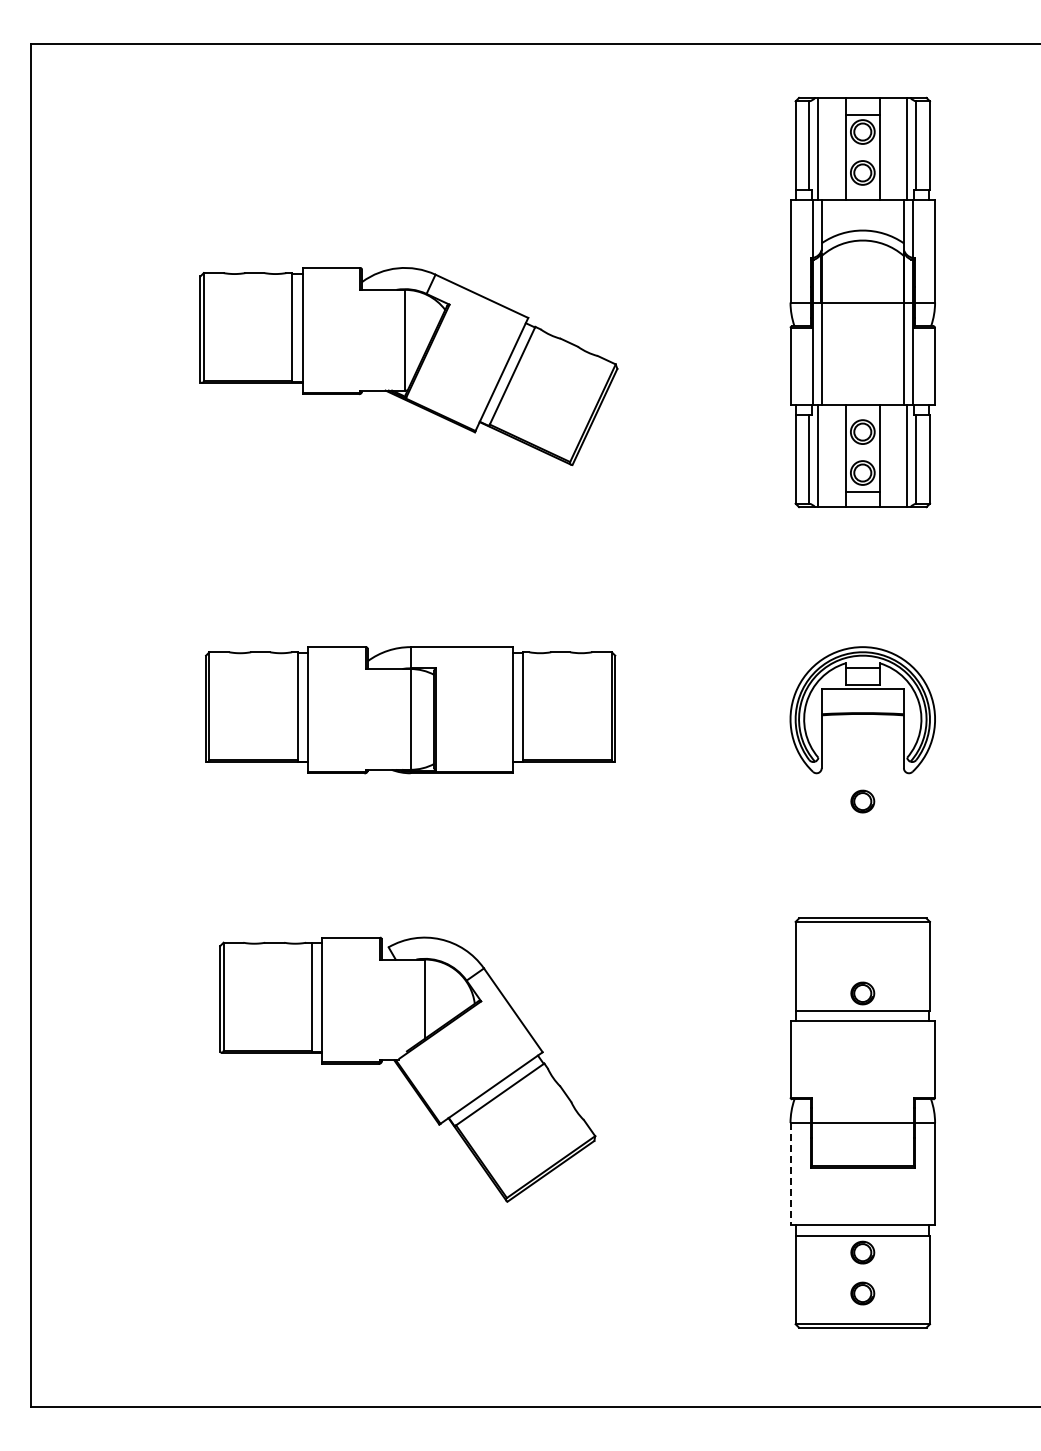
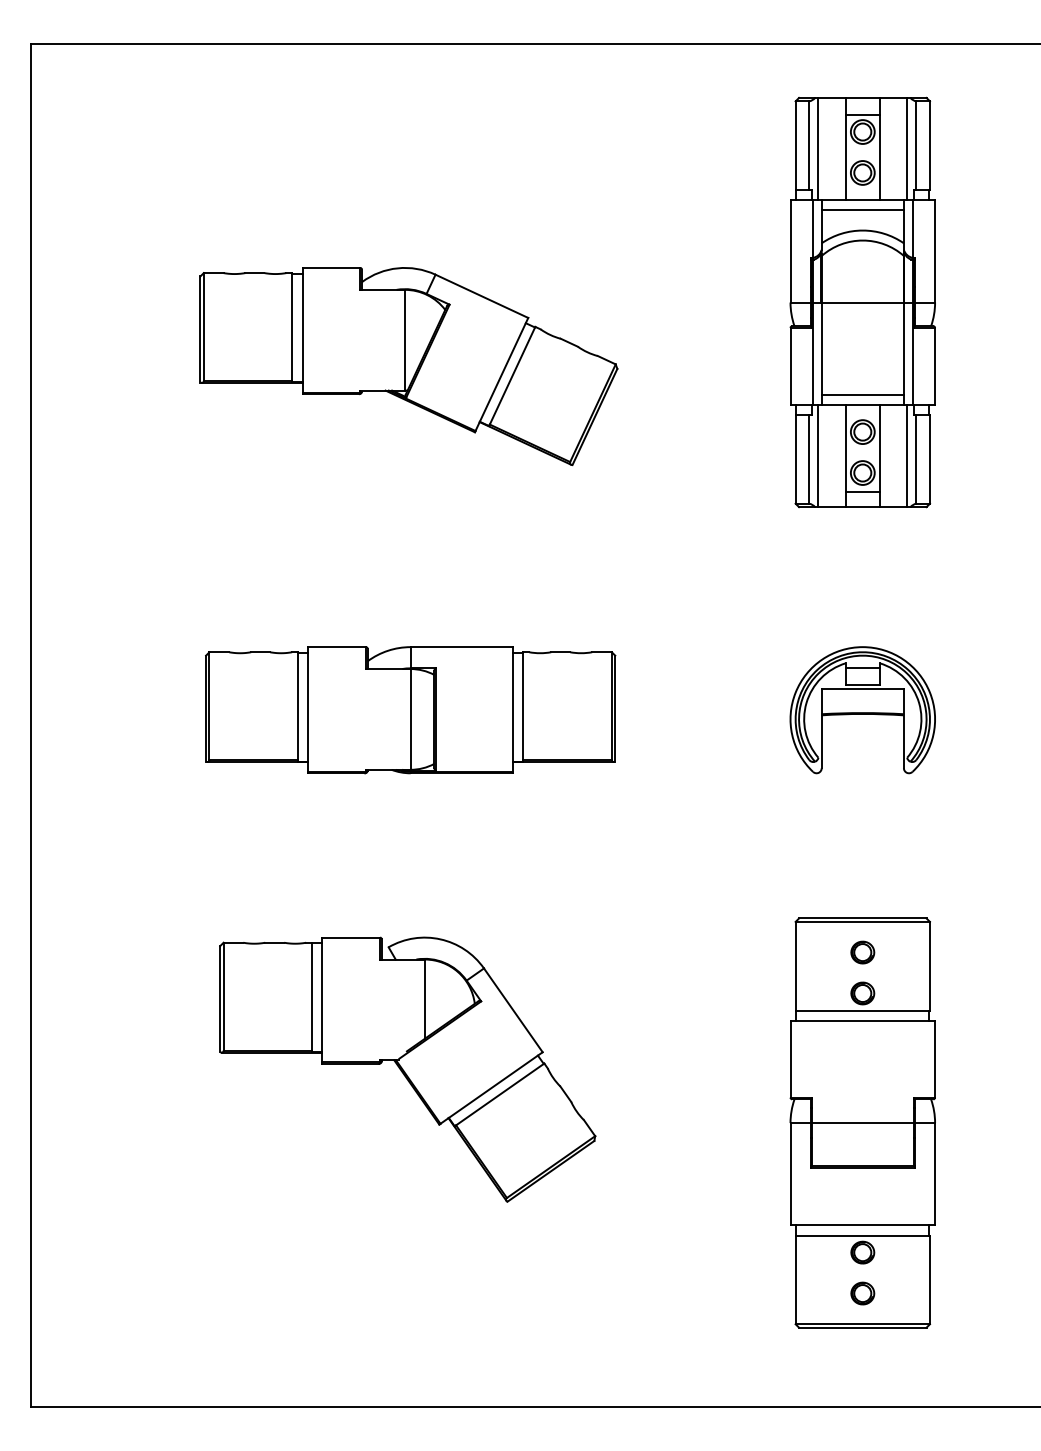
line: none -> present (862, 210)
line: none -> present (862, 394)
part position: (862, 801) -> (862, 952) (862, 952)
line: dashed -> solid (790, 1174)
